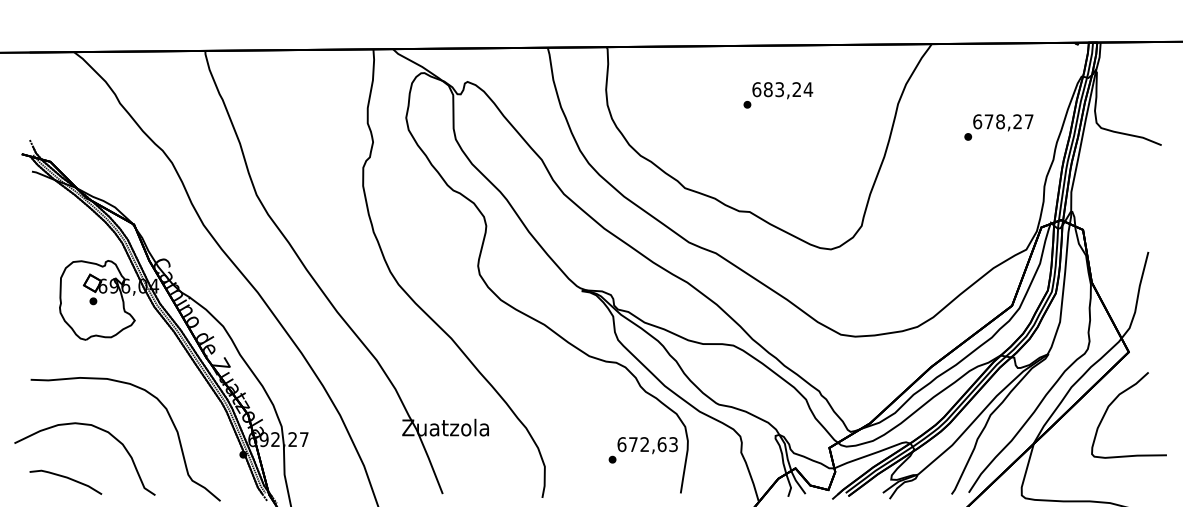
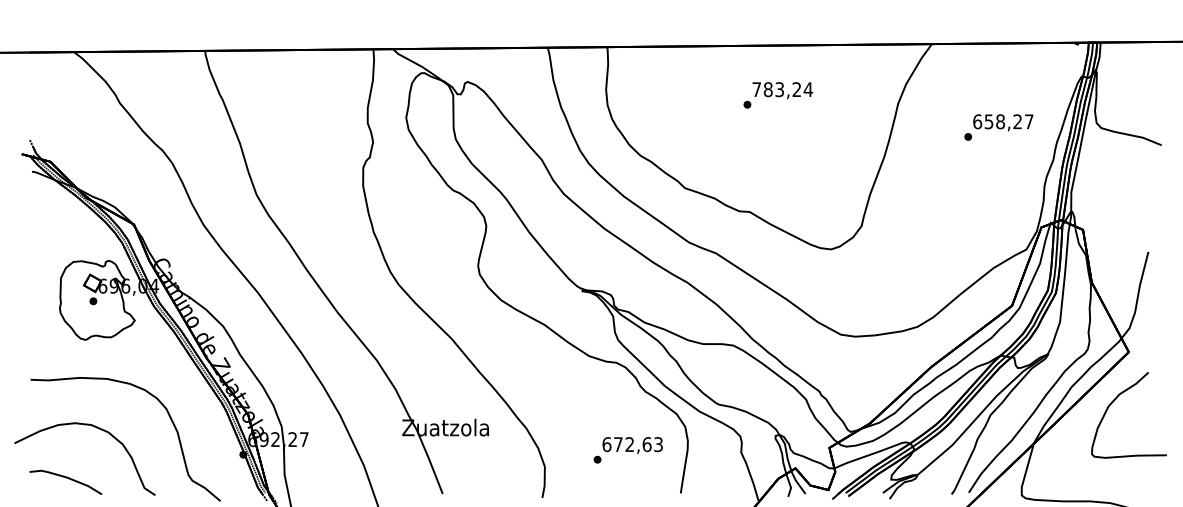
text: 683,24 -> 783,24 (756, 89)
text: 678,27 -> 658,27 (988, 121)
text position: (642, 450) -> (627, 450) (627, 450)
